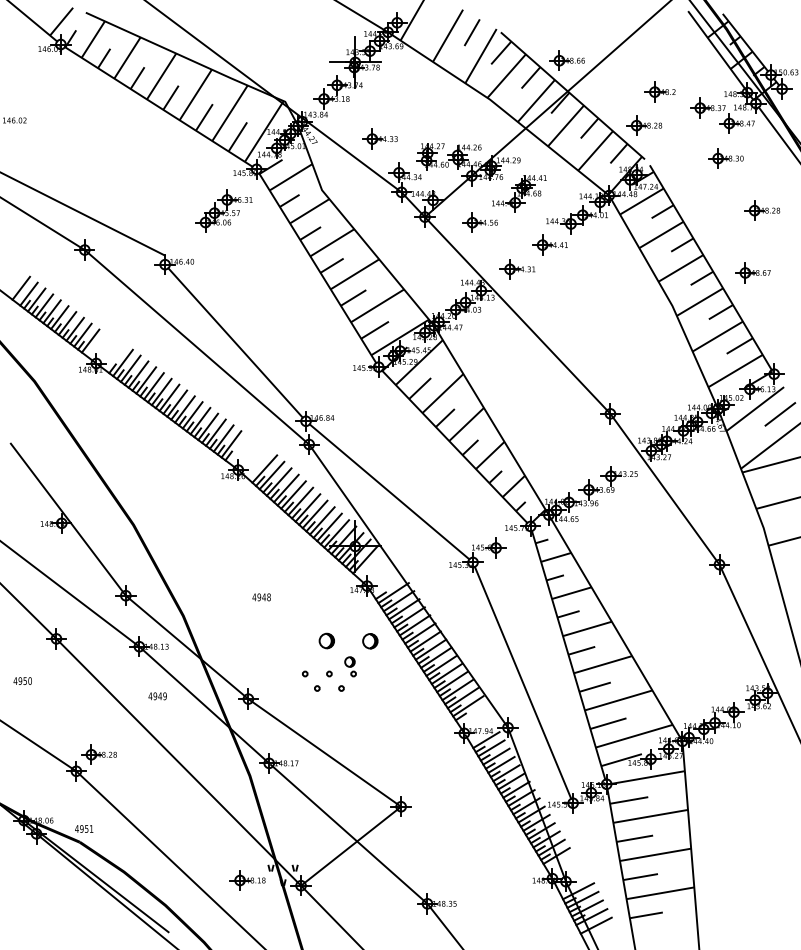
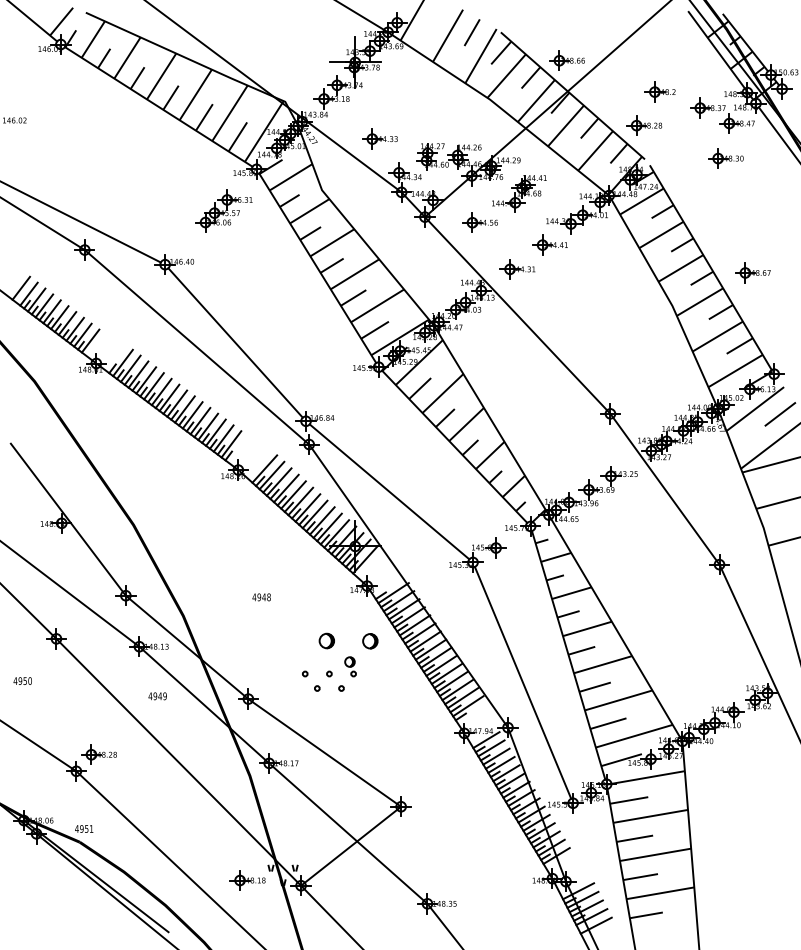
part: present -> none (762, 210)
line position: (83, 214) -> (81, 222) (81, 222)
